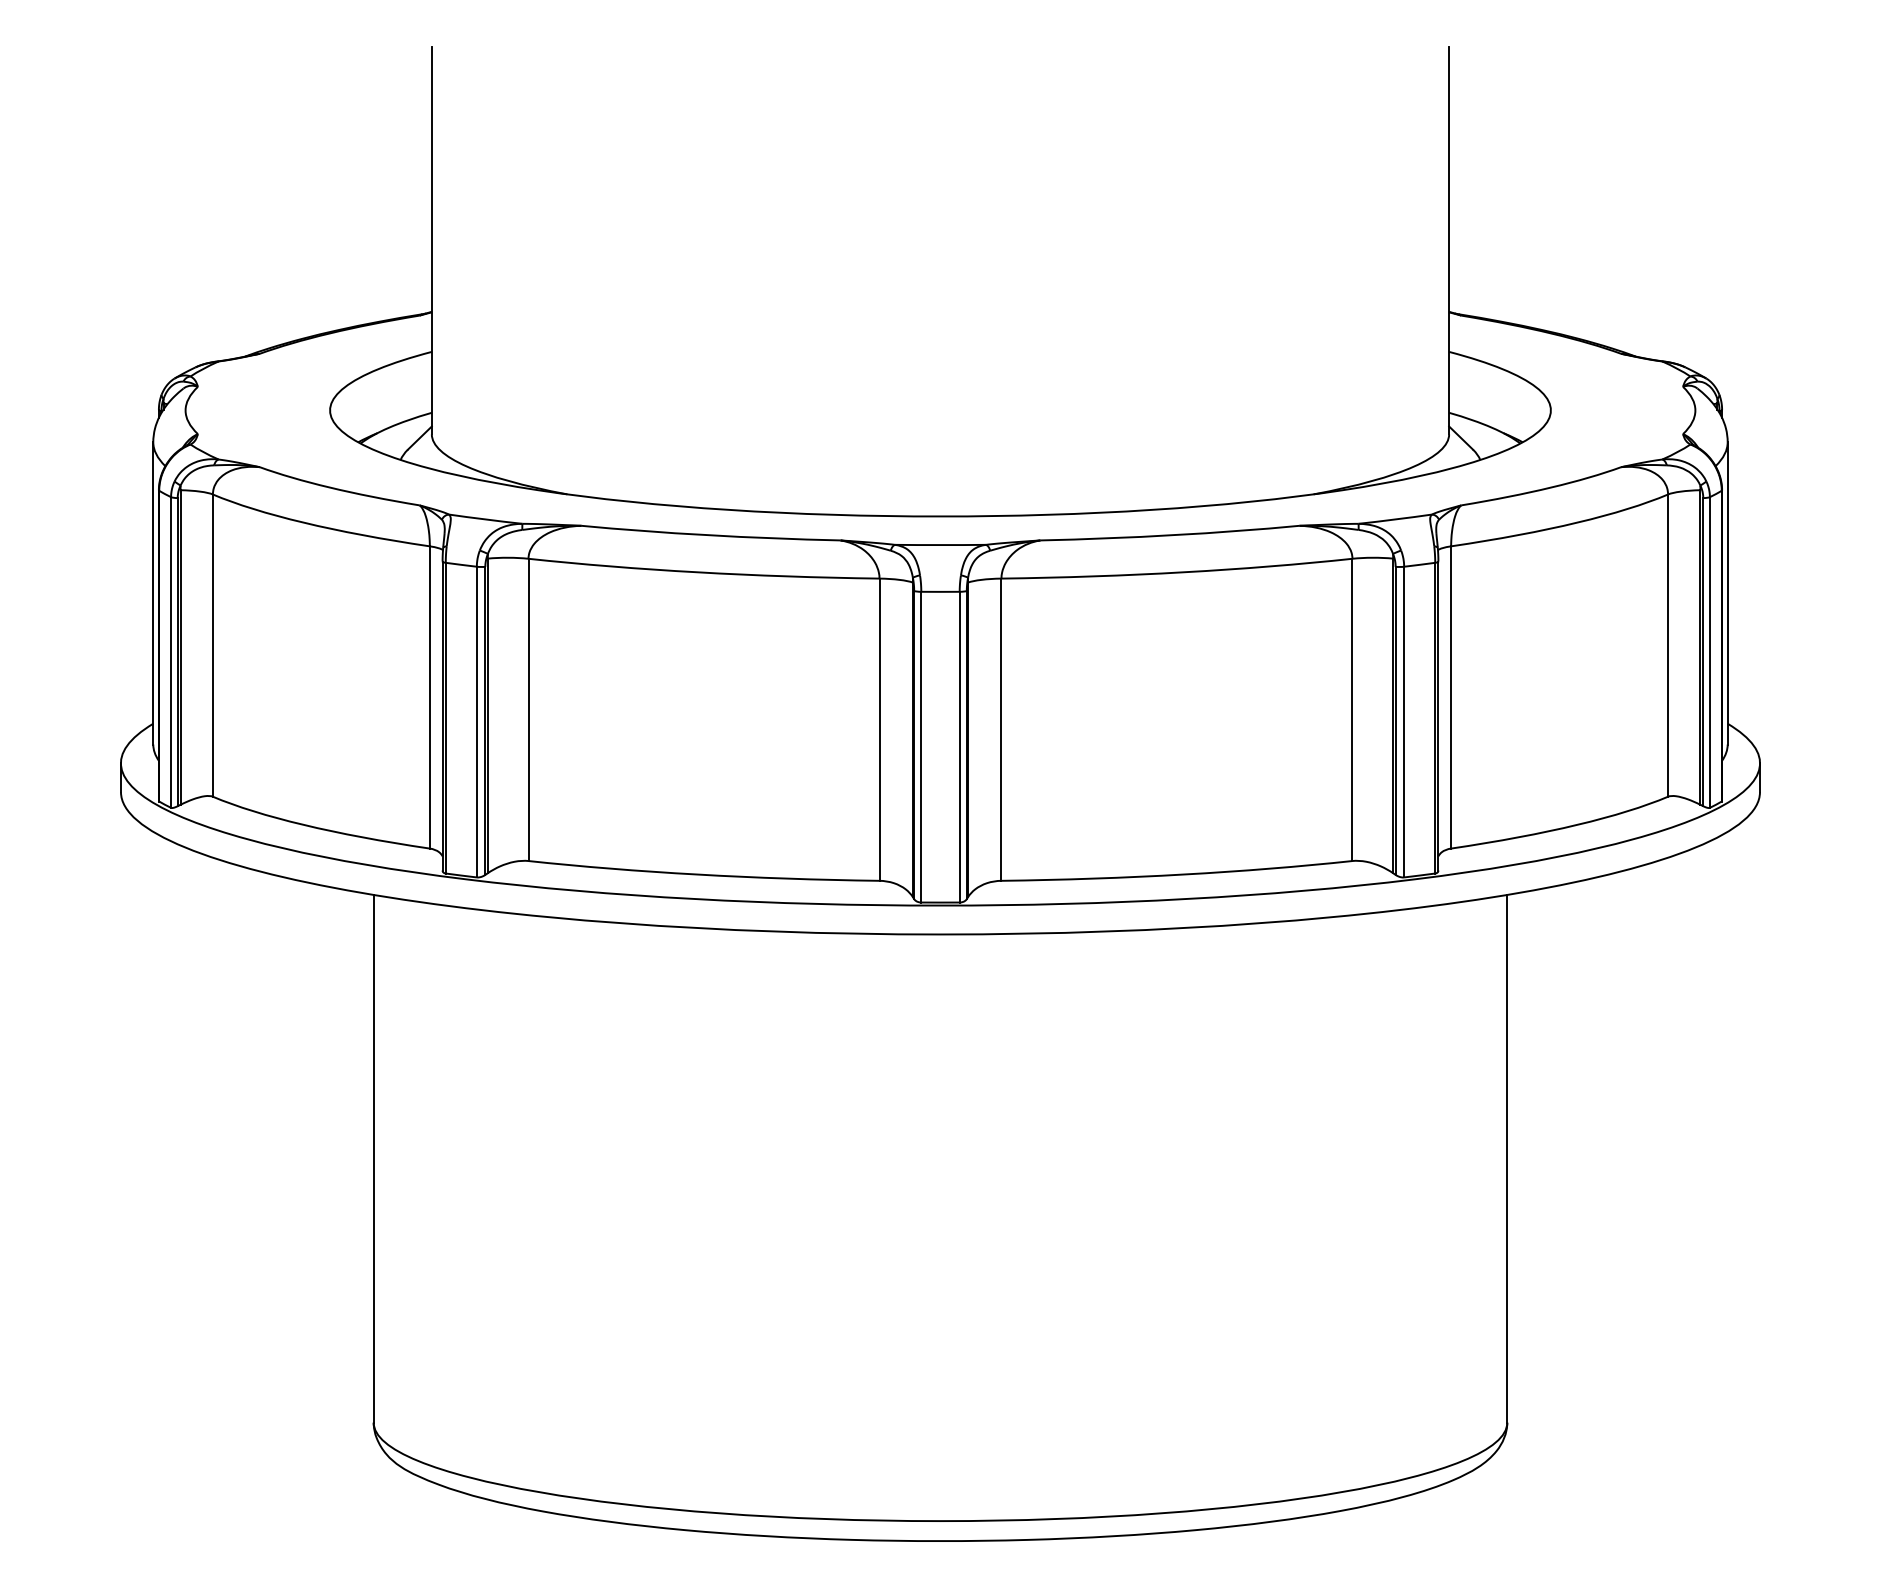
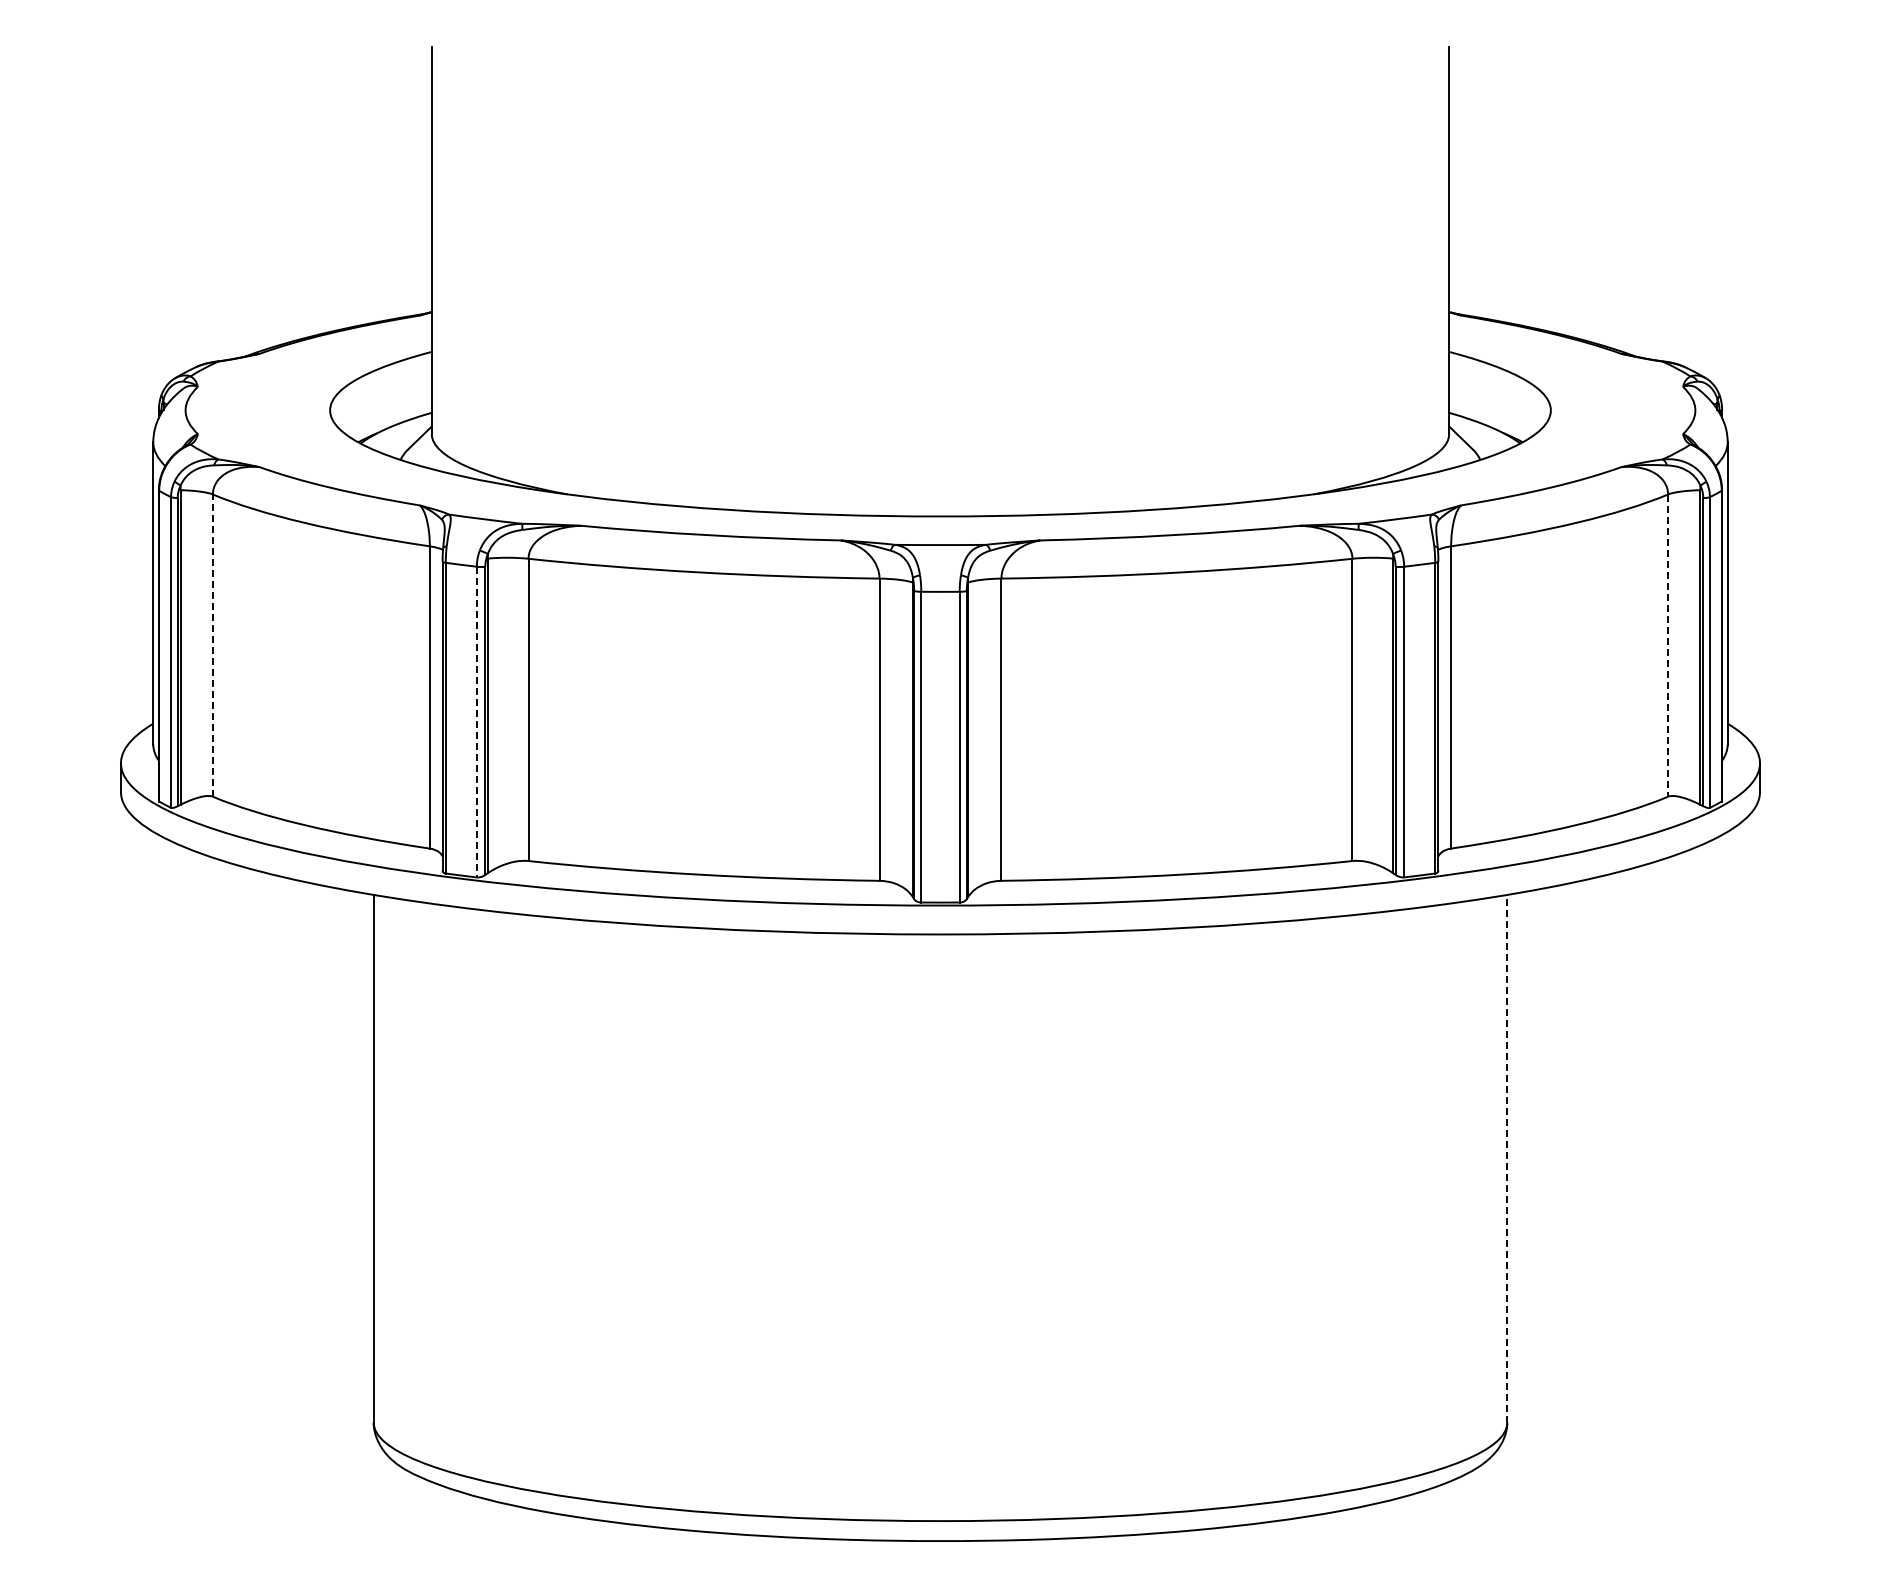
line: solid -> dashed (212, 645)
line: solid -> dashed (1668, 646)
line: solid -> dashed (476, 722)
line: solid -> dashed (1507, 1158)
